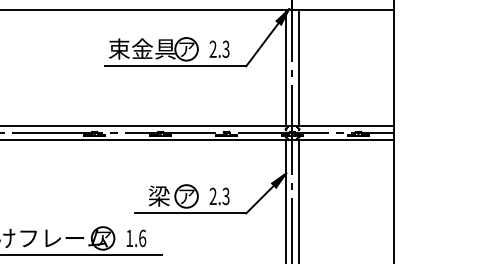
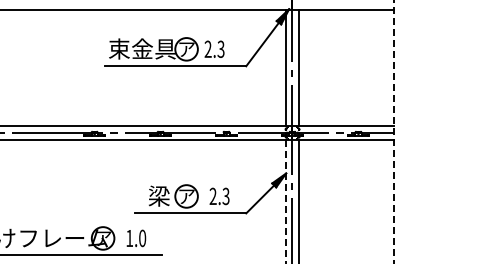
text position: (219, 48) -> (214, 48) (214, 48)
line: solid -> dashed (394, 132)
line: solid -> dashed (286, 201)
text: 1.6 -> 1.0 (142, 237)
